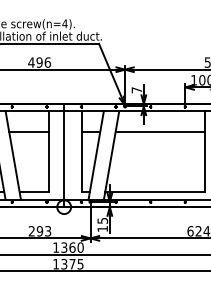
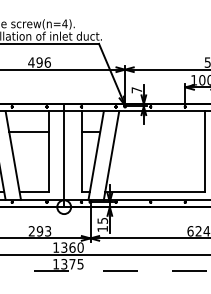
line: present -> none (159, 131)
line: solid -> dashed (105, 271)
